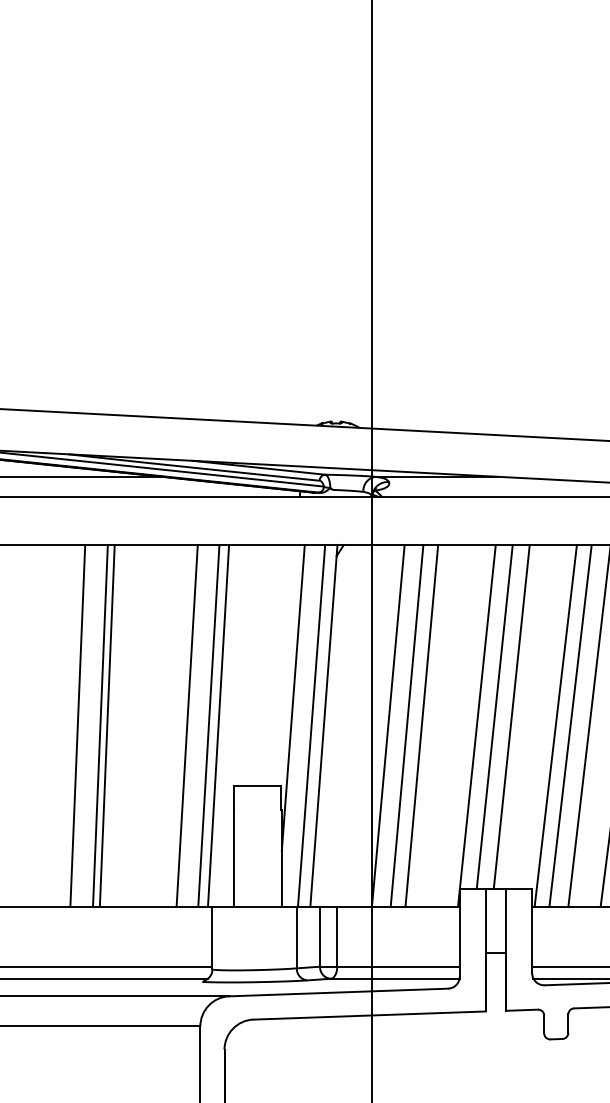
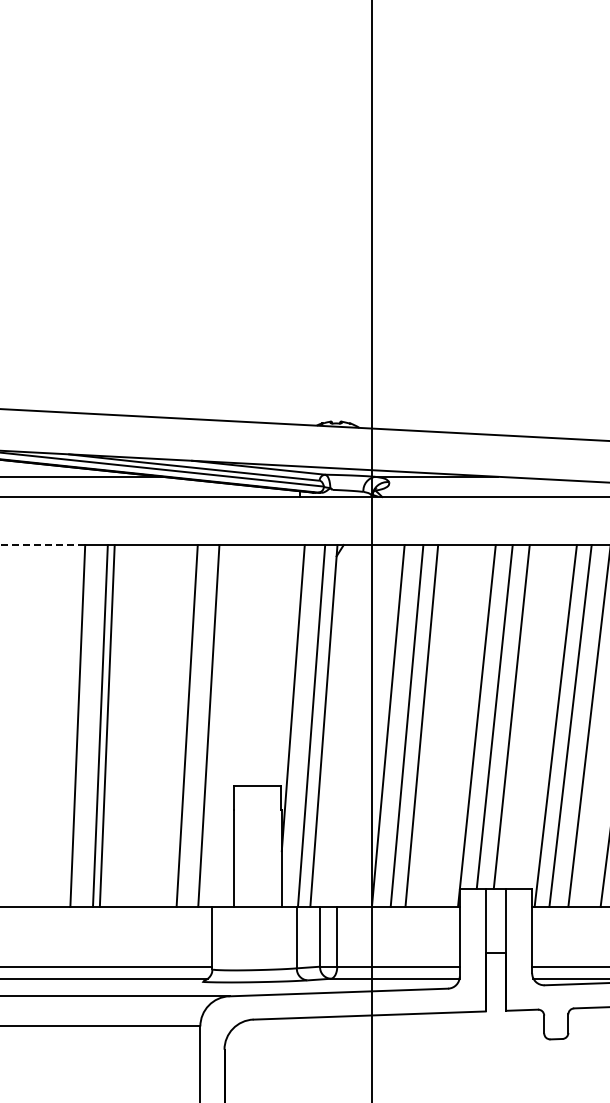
line: solid -> dashed (42, 545)
line: present -> none (218, 725)
